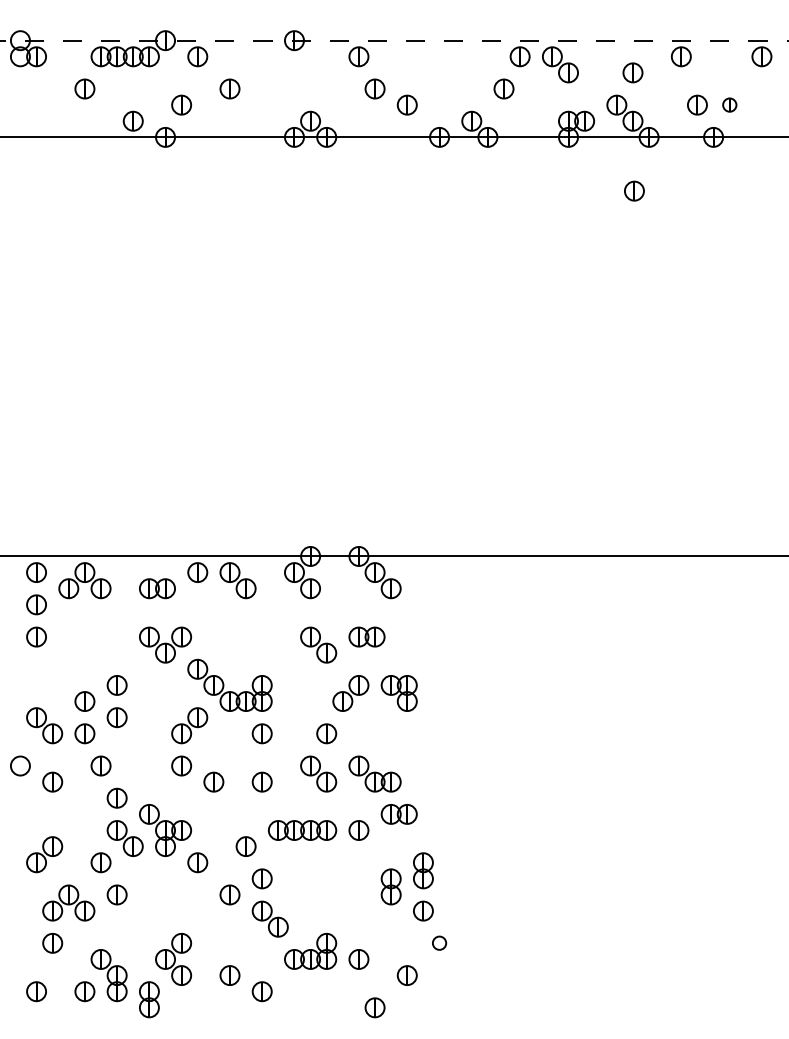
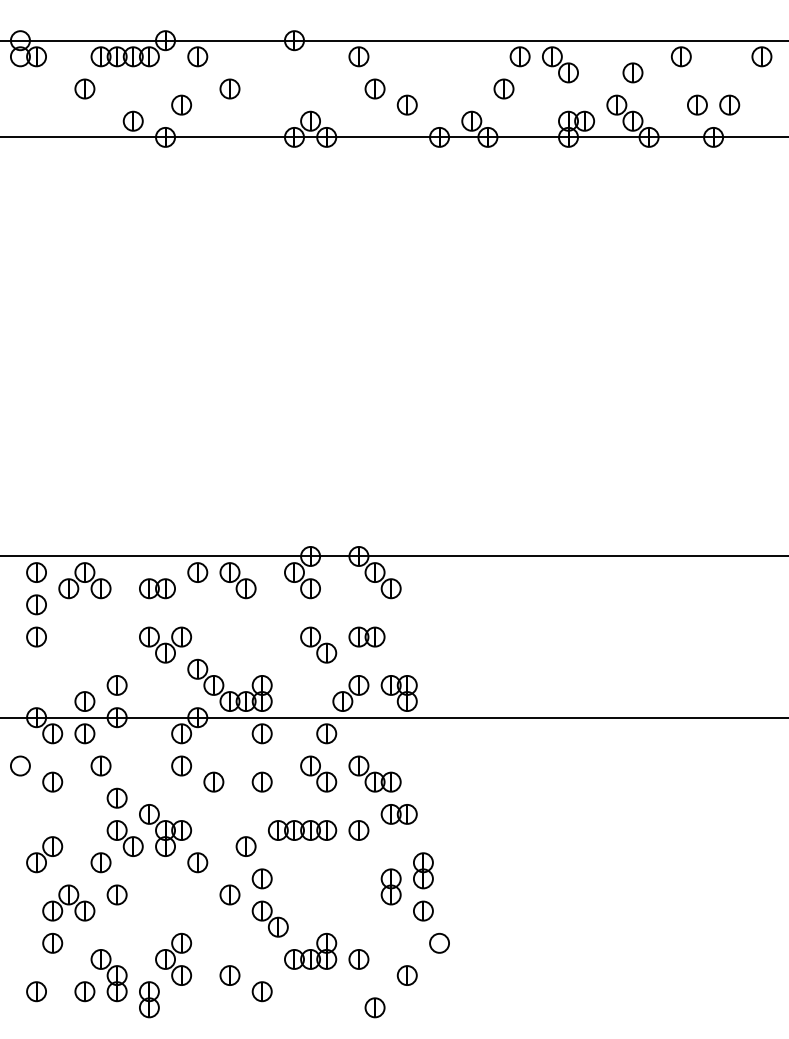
line: dashed -> solid (394, 40)
part size: 16x16 px -> 22x22 px (729, 104)
part: present -> none (634, 190)
line: none -> present (393, 717)
part size: 16x16 px -> 21x22 px (439, 942)
